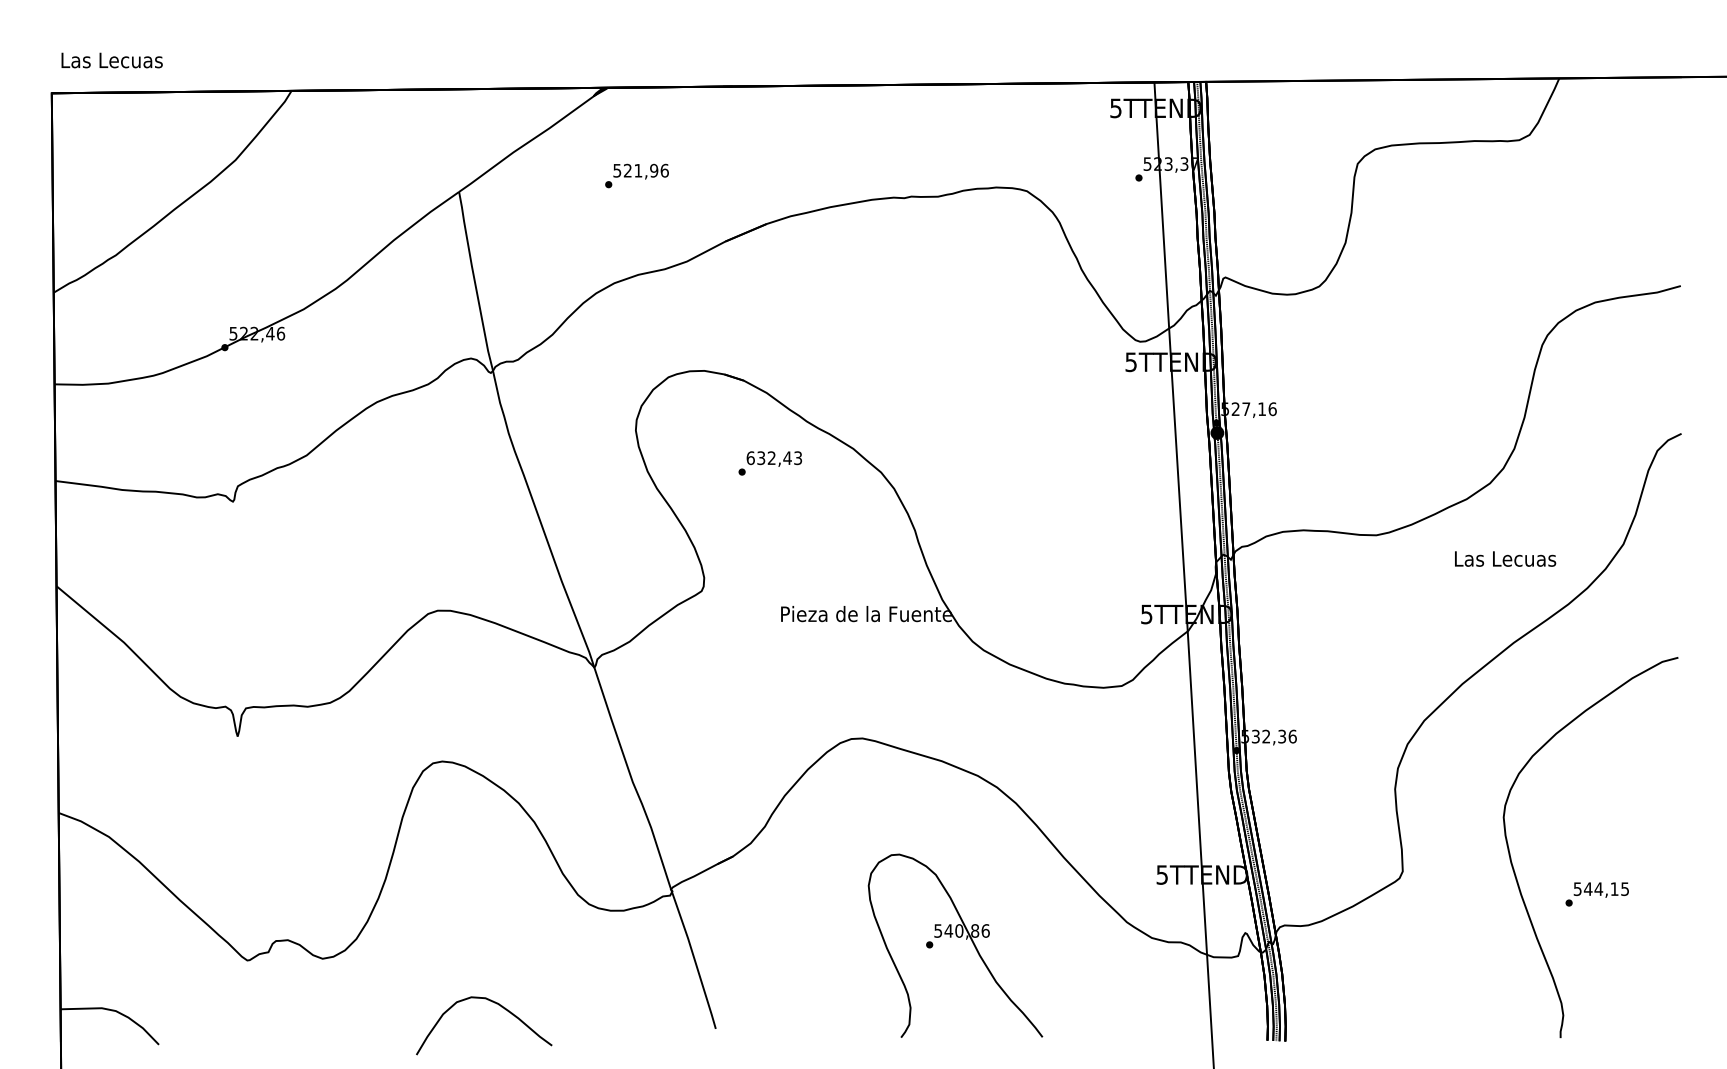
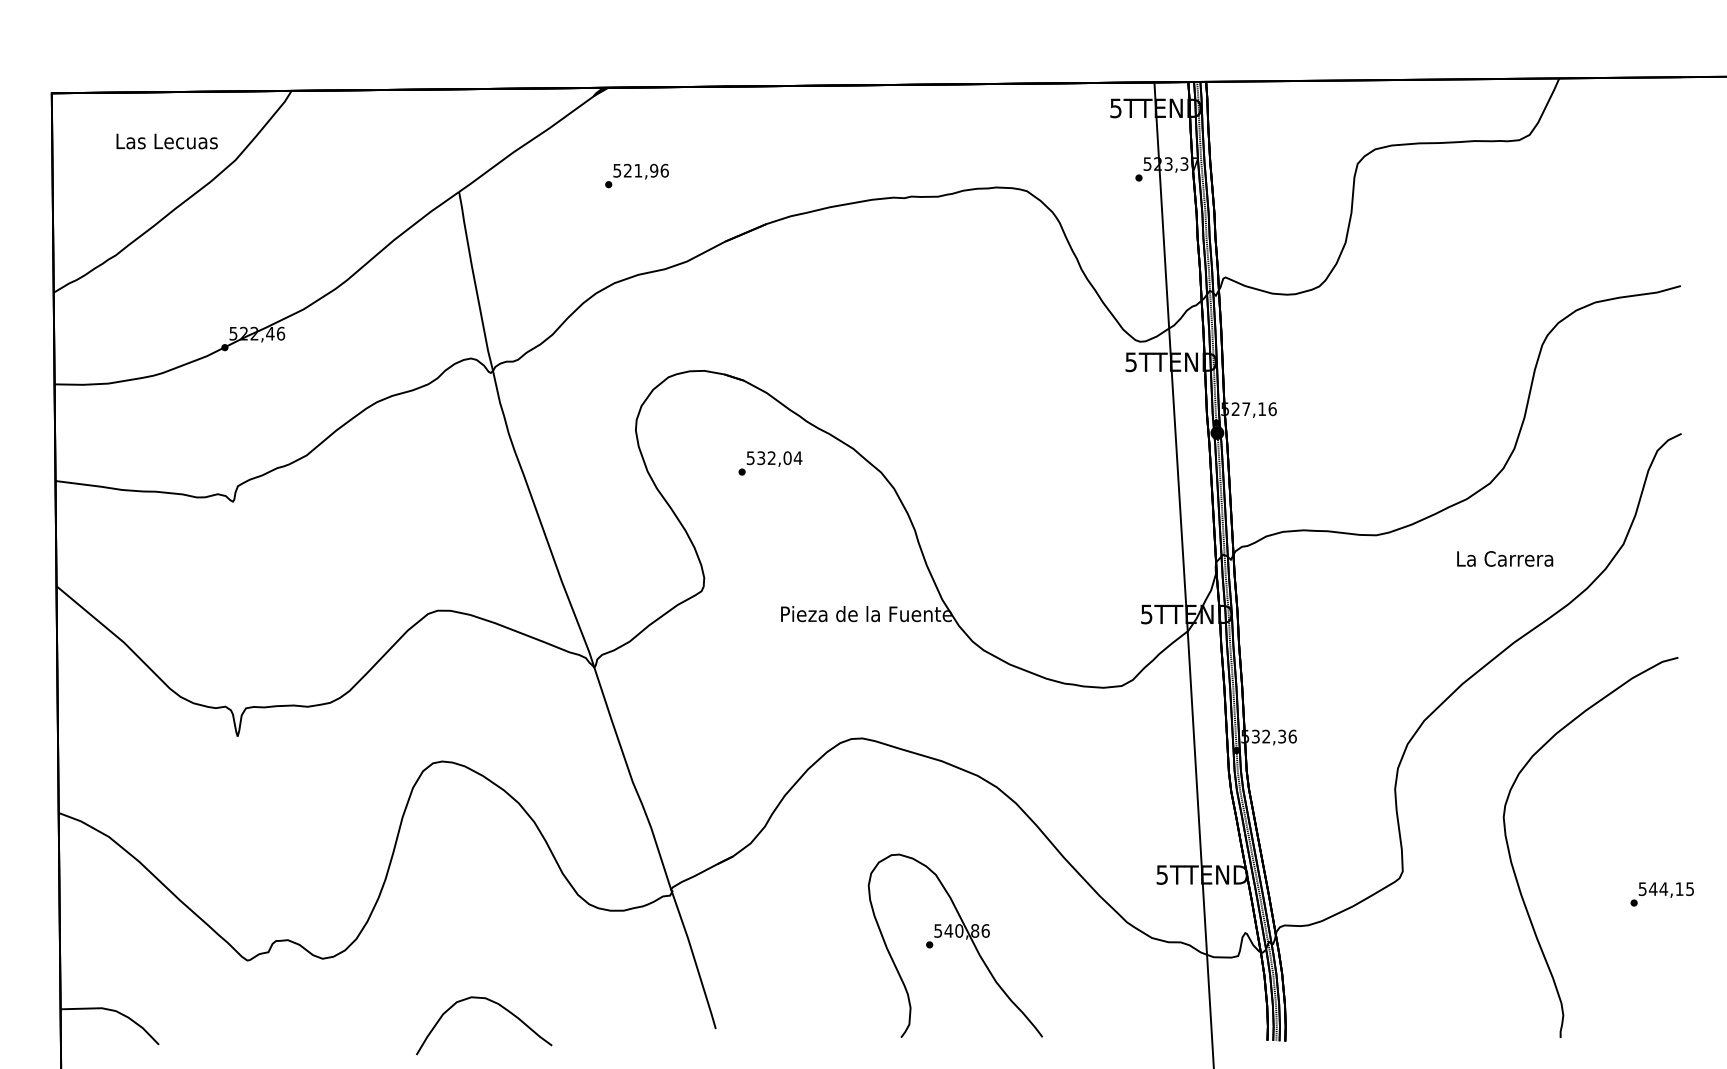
text position: (111, 60) -> (166, 141) (166, 141)
text: 632,43 -> 532,04 (774, 458)
text: Las Lecuas -> La Carrera (1505, 558)
text position: (1596, 894) -> (1661, 894) (1661, 894)
